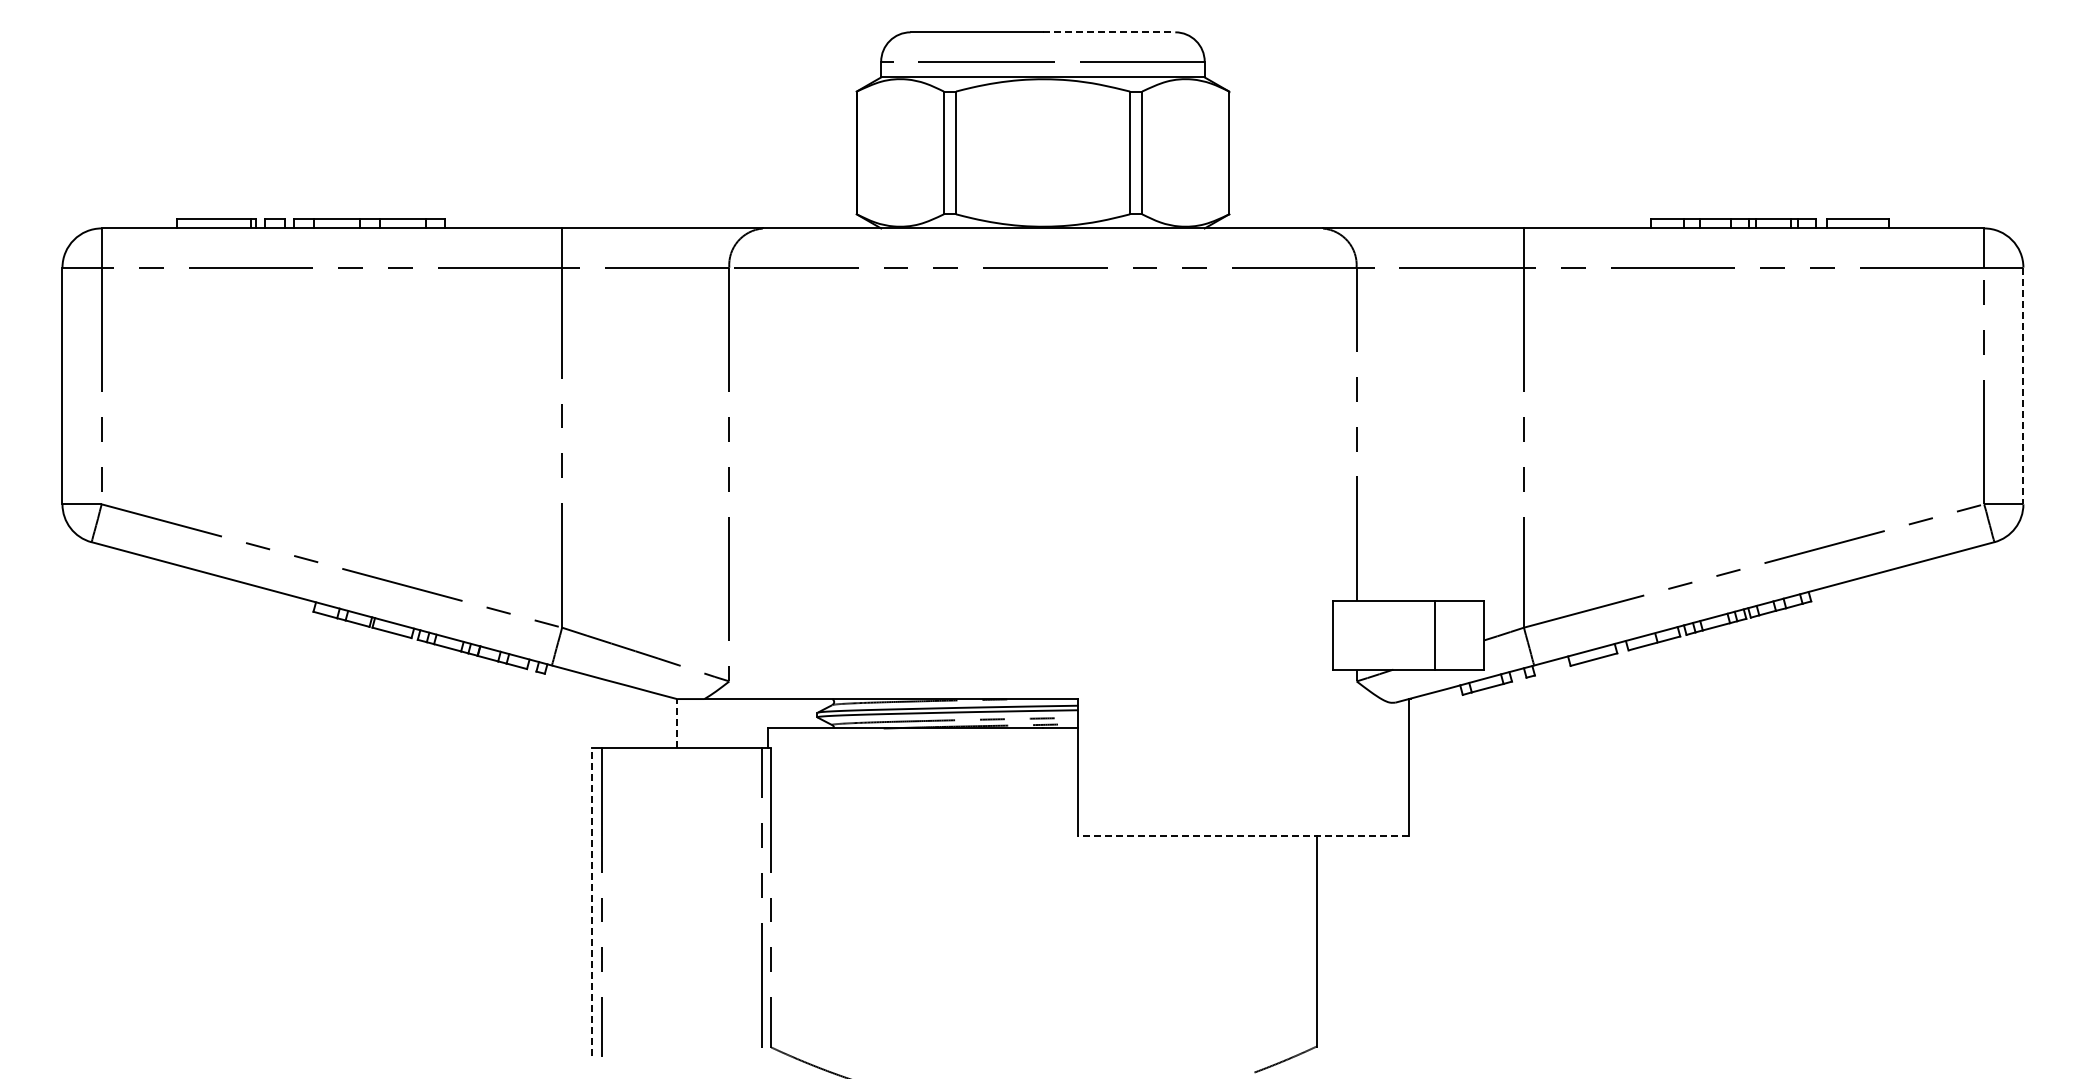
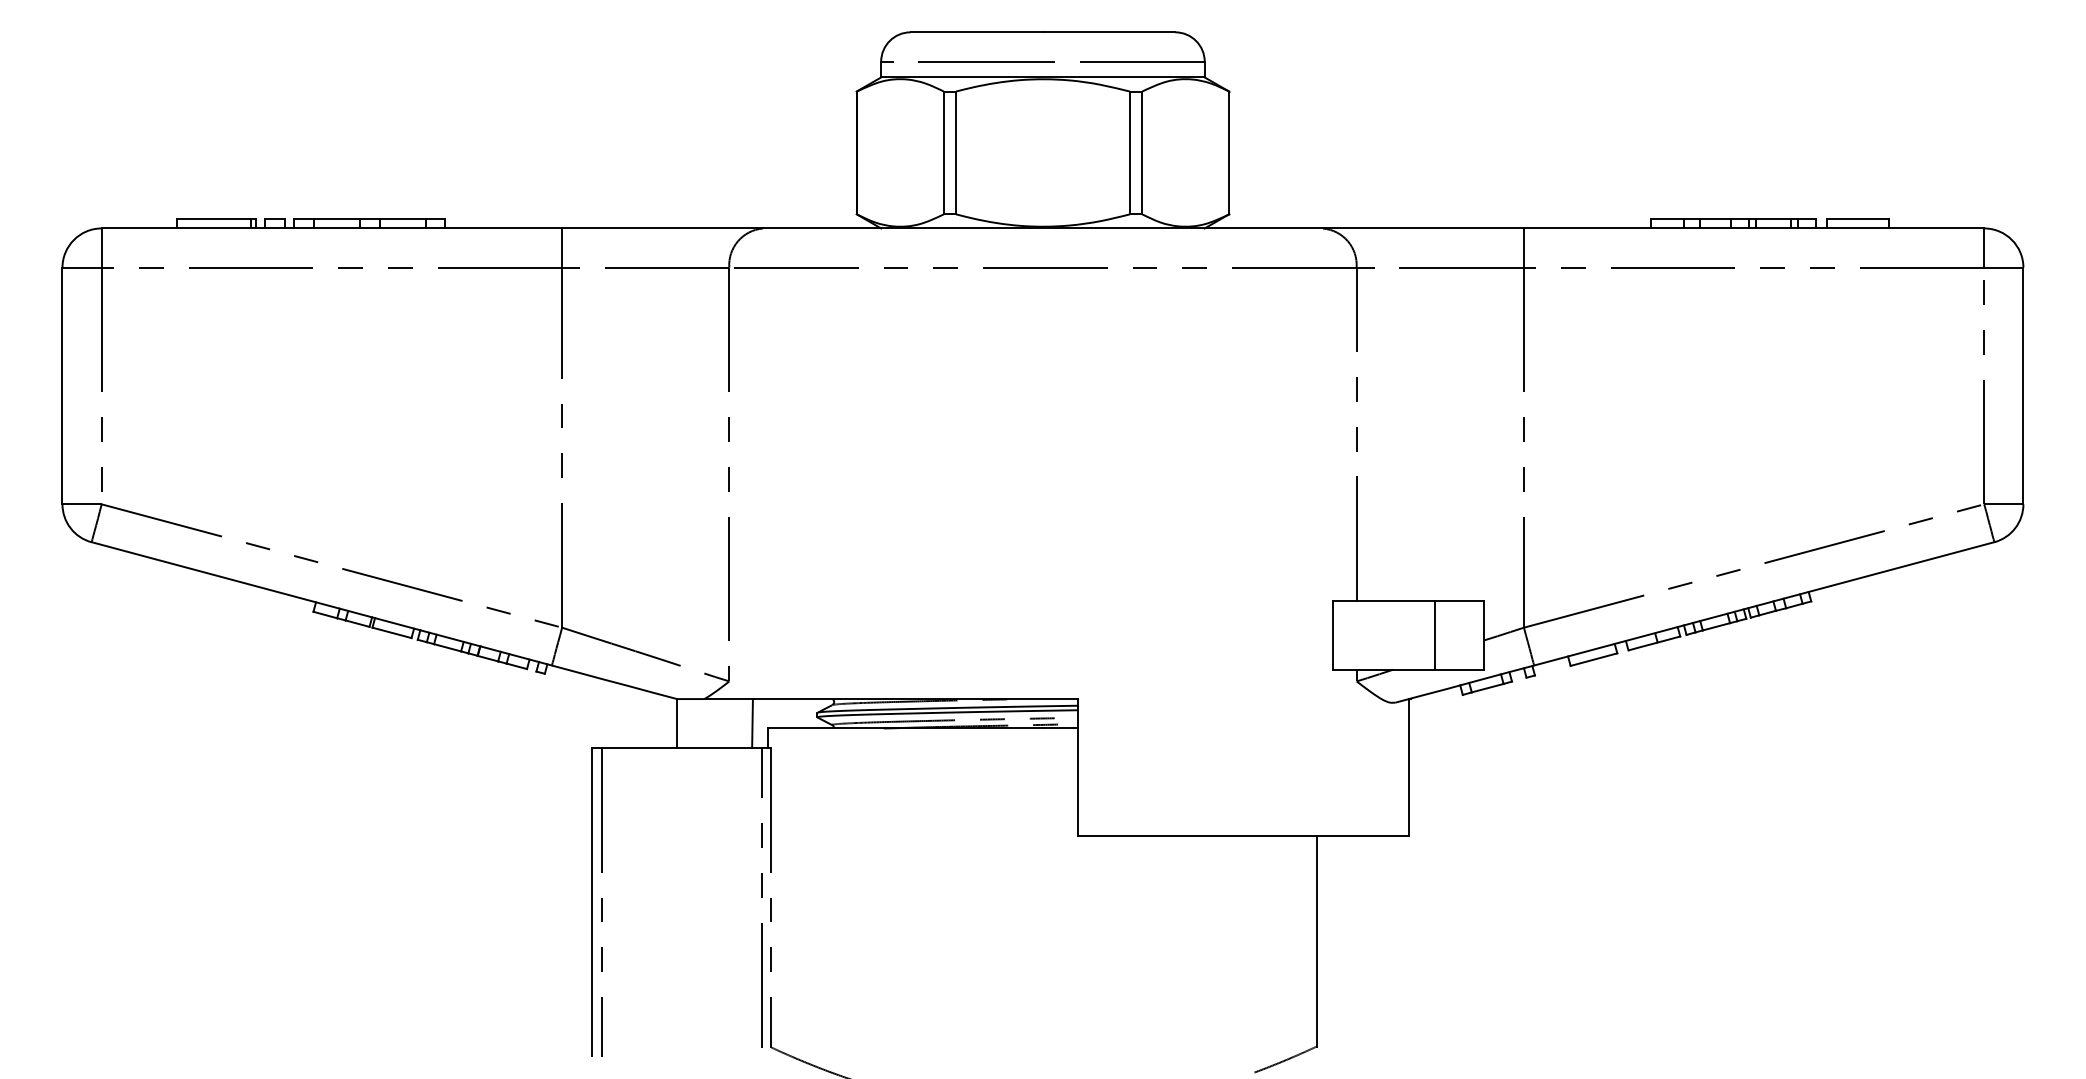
line: dashed -> solid (1109, 32)
line: dashed -> solid (2023, 386)
line: dashed -> solid (677, 723)
line: none -> present (752, 723)
line: dashed -> solid (1242, 836)
line: dashed -> solid (591, 901)
